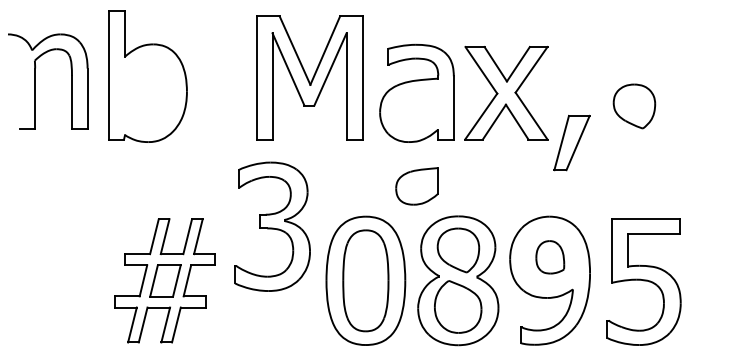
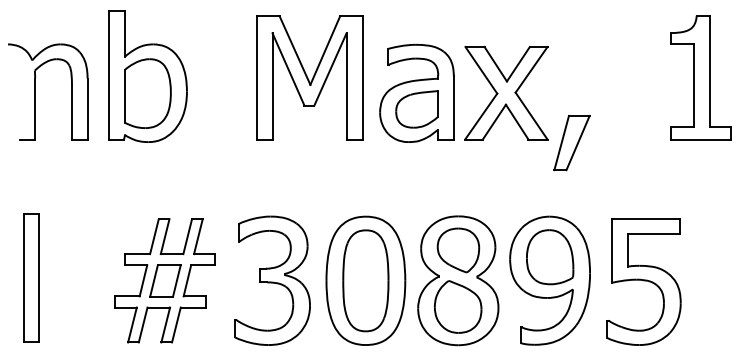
part: none -> present (700, 77)
part position: (35, 81) -> (35, 91) (35, 91)
part: none -> present (147, 93)
part: present -> none (634, 106)
part position: (416, 186) -> (416, 109) (416, 109)
part position: (272, 226) -> (272, 280) (272, 280)
part size: 31x35 px -> 49x57 px (550, 257)
part: none -> present (31, 277)
